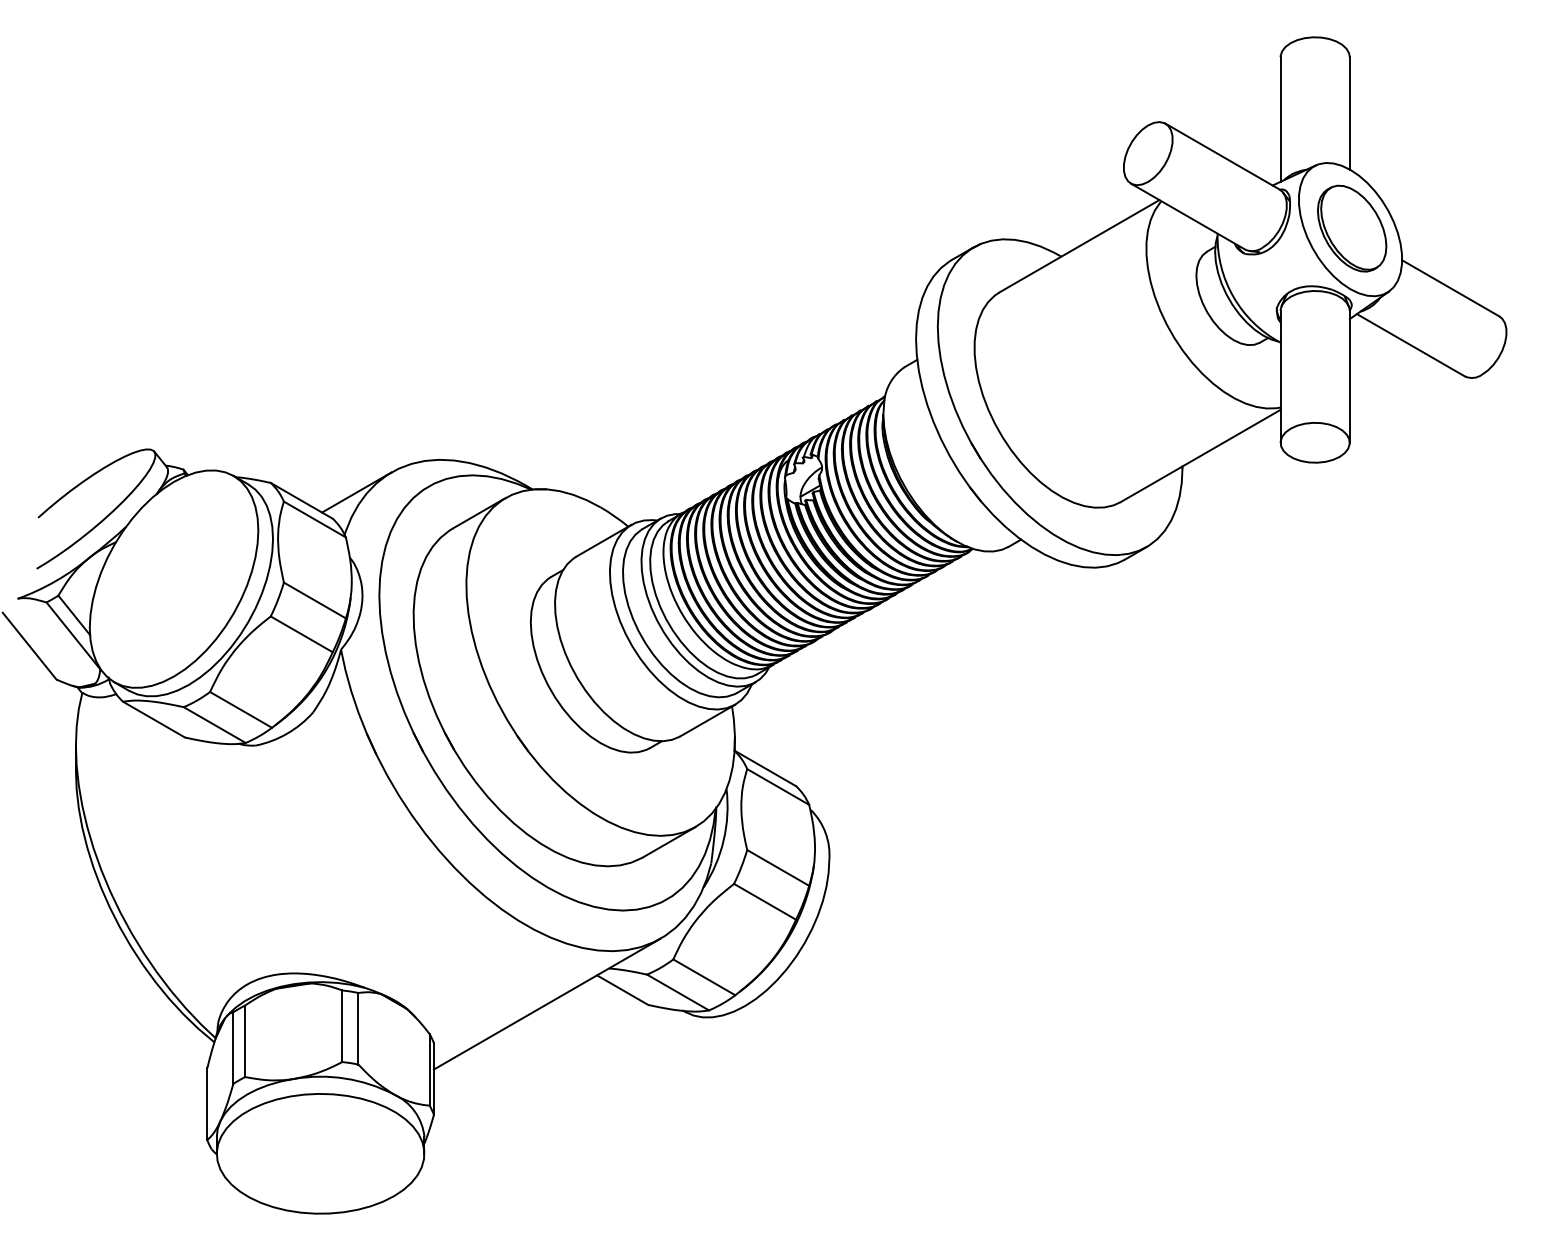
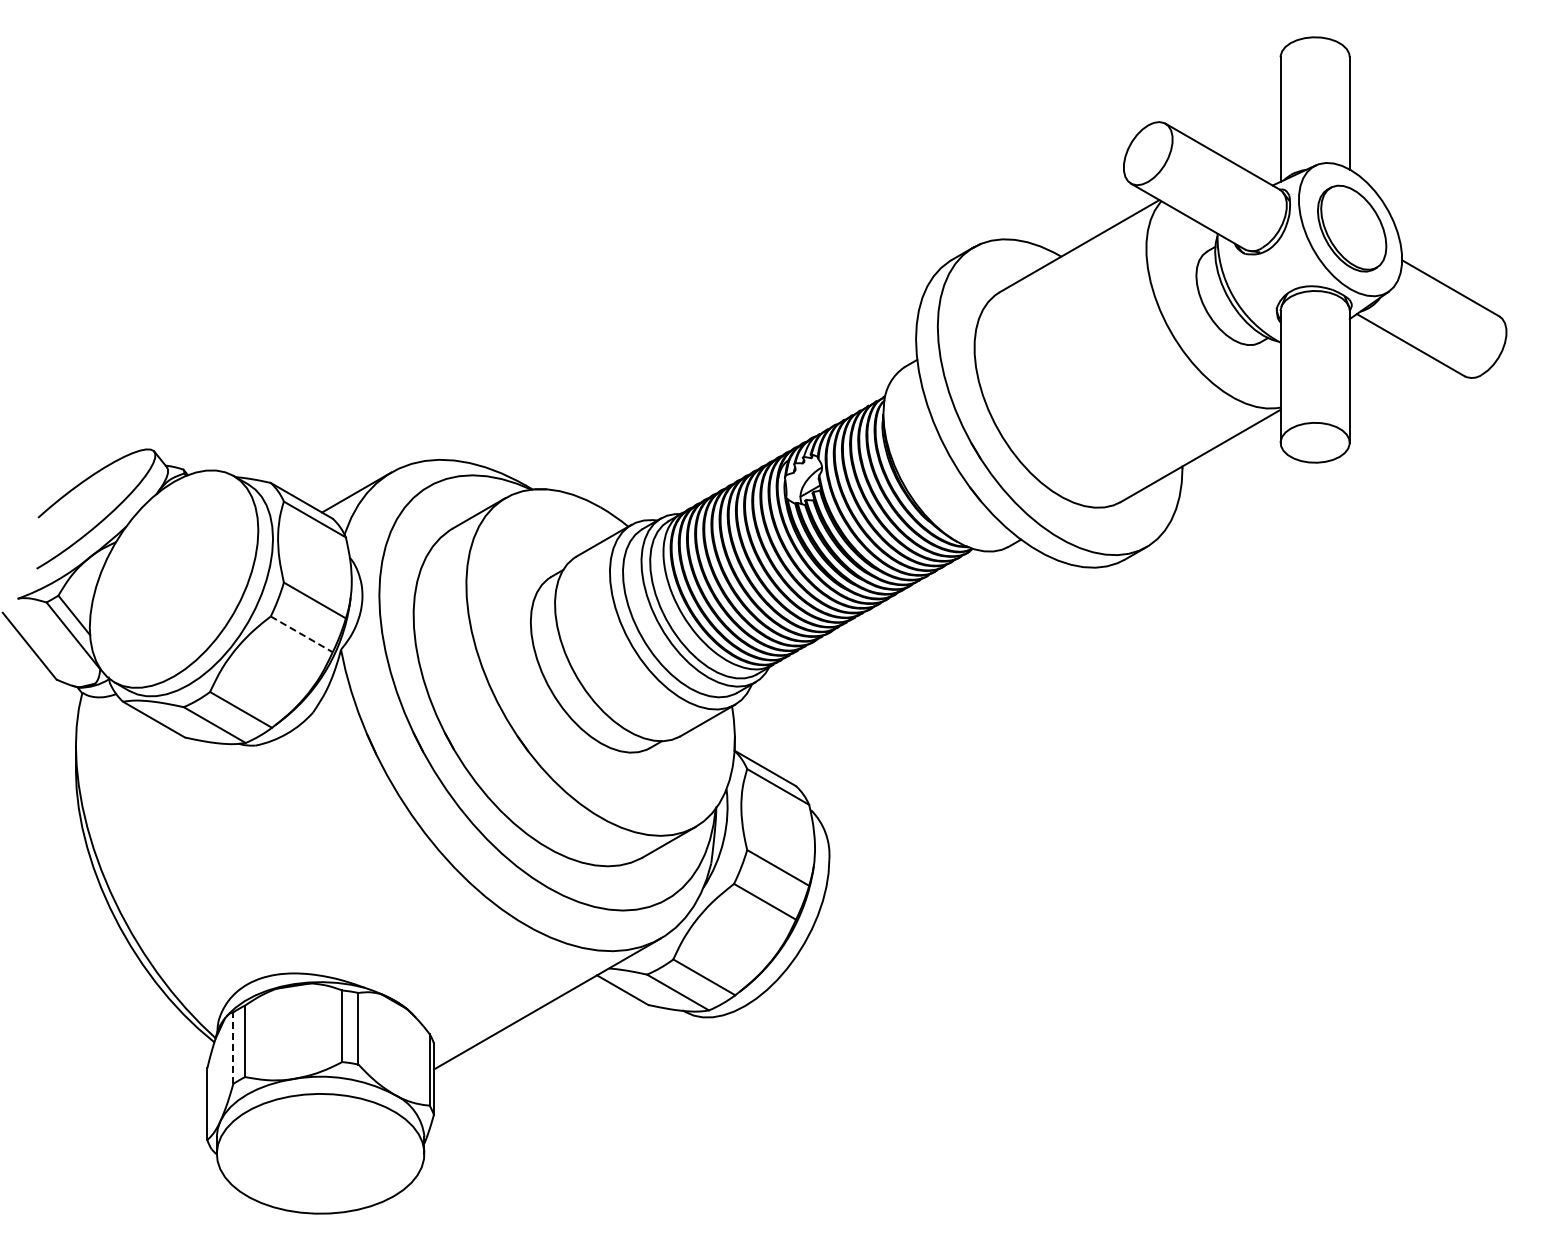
line: solid -> dashed (301, 634)
line: solid -> dashed (233, 1048)
